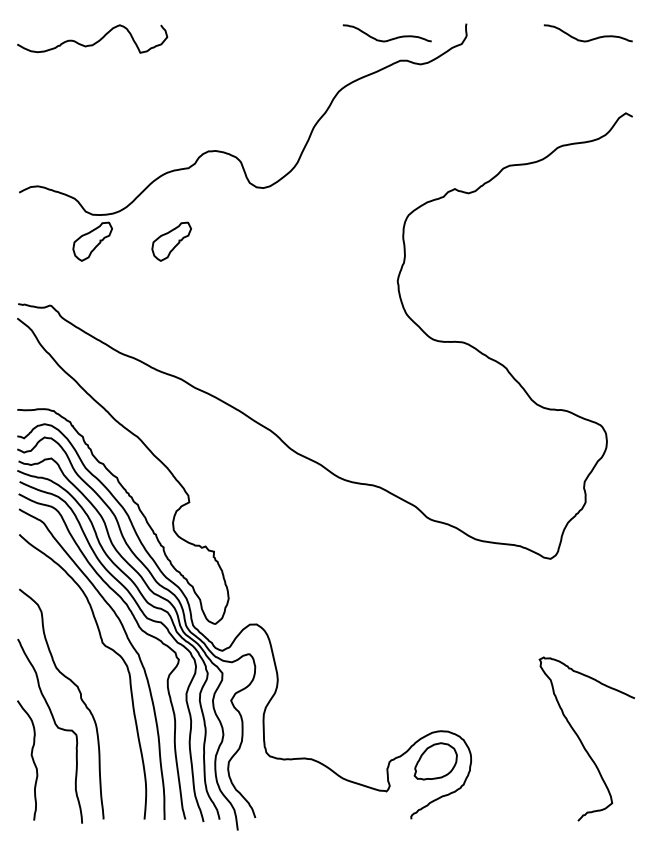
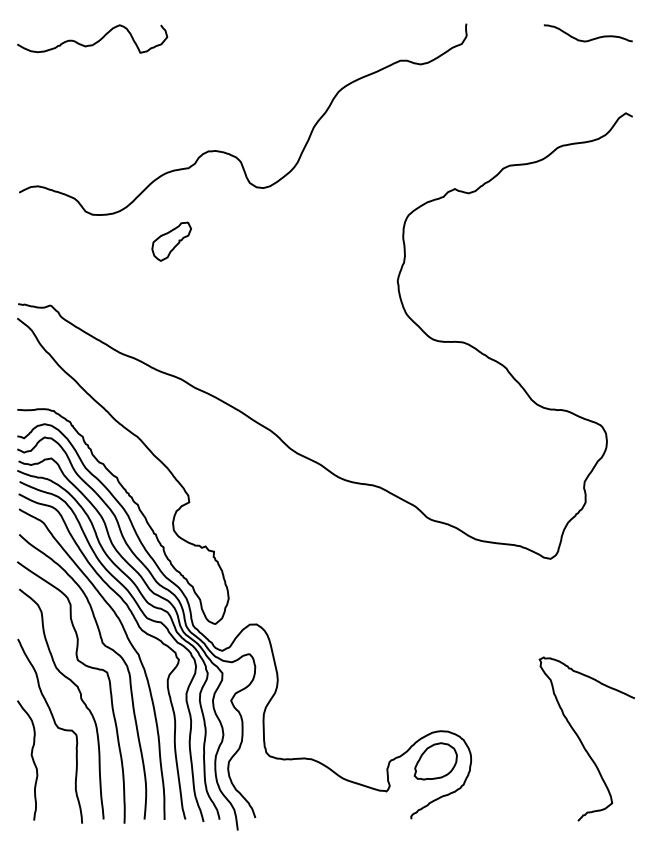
curve: present -> none (388, 39)
part: present -> none (92, 241)
curve: none -> present (85, 666)
